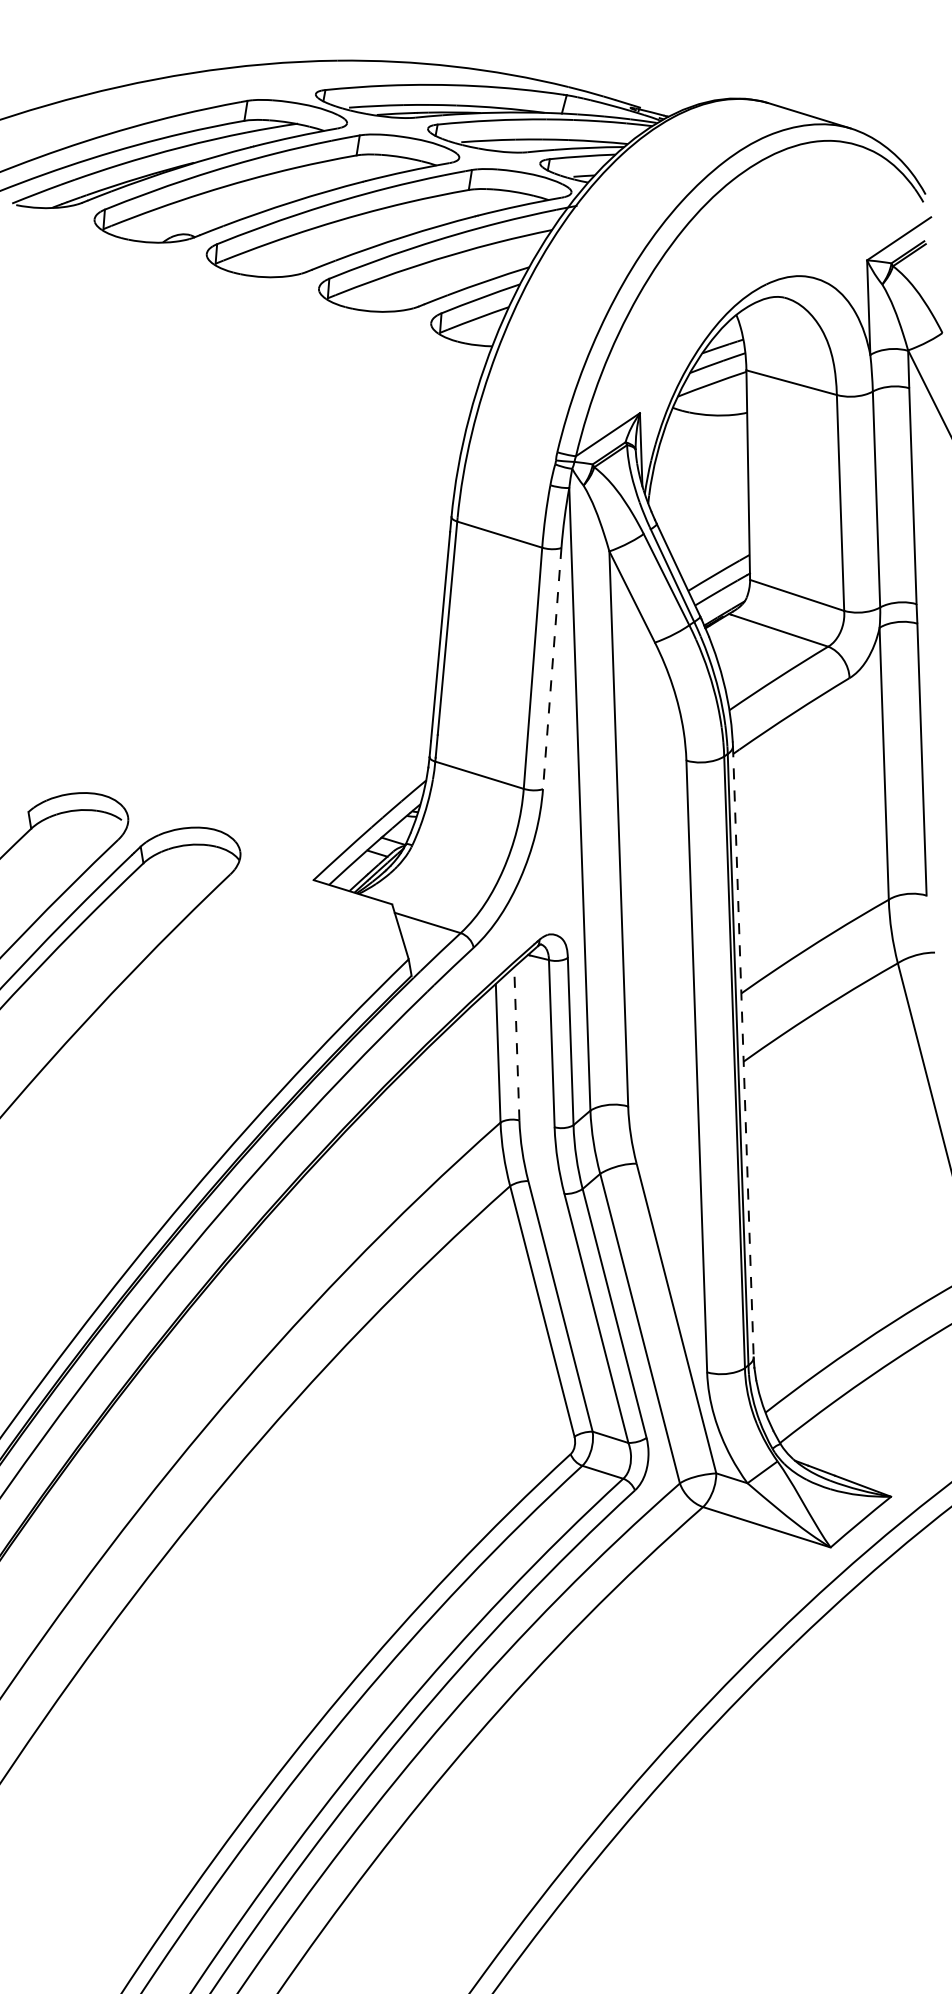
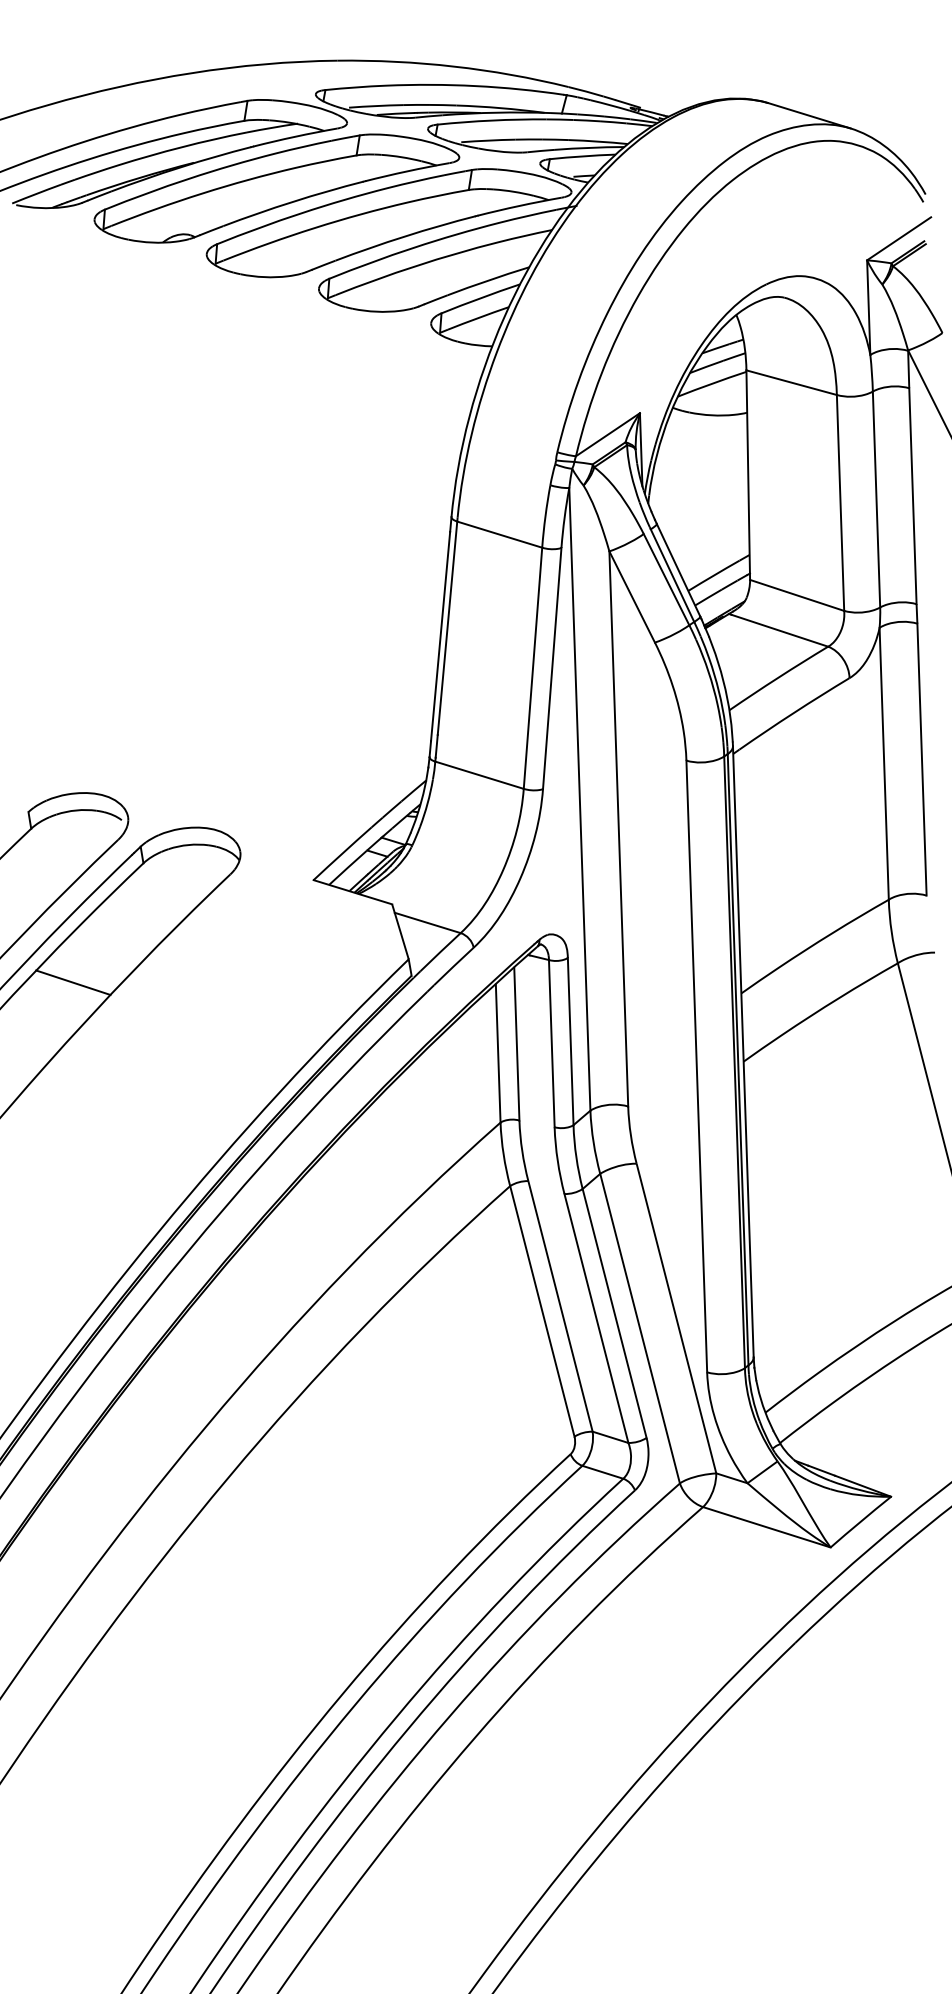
line: dashed -> solid (552, 668)
line: none -> present (73, 982)
line: dashed -> solid (516, 1043)
line: dashed -> solid (743, 1051)
